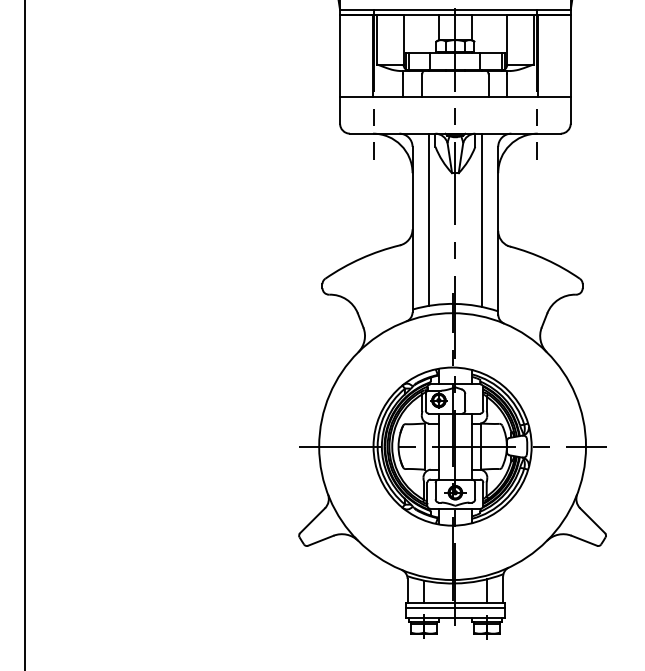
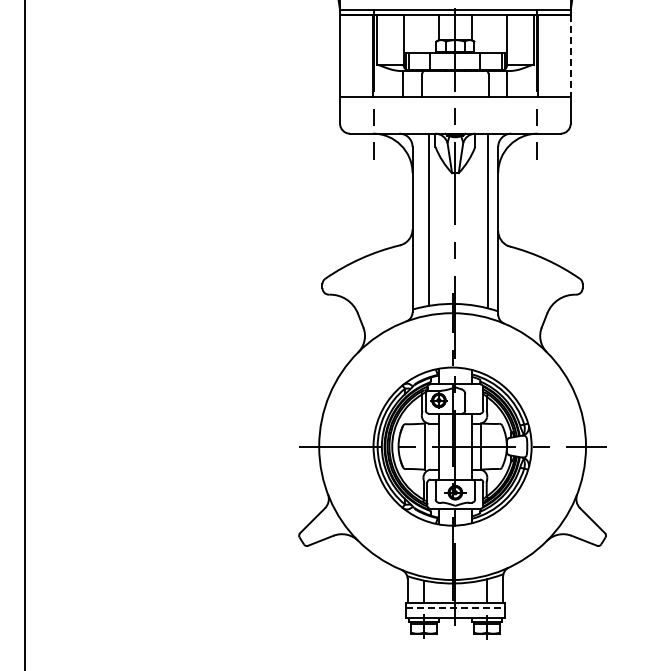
line: solid -> dashed (570, 56)
line position: (481, 219) -> (487, 219) (487, 219)
line: solid -> dashed (455, 608)
